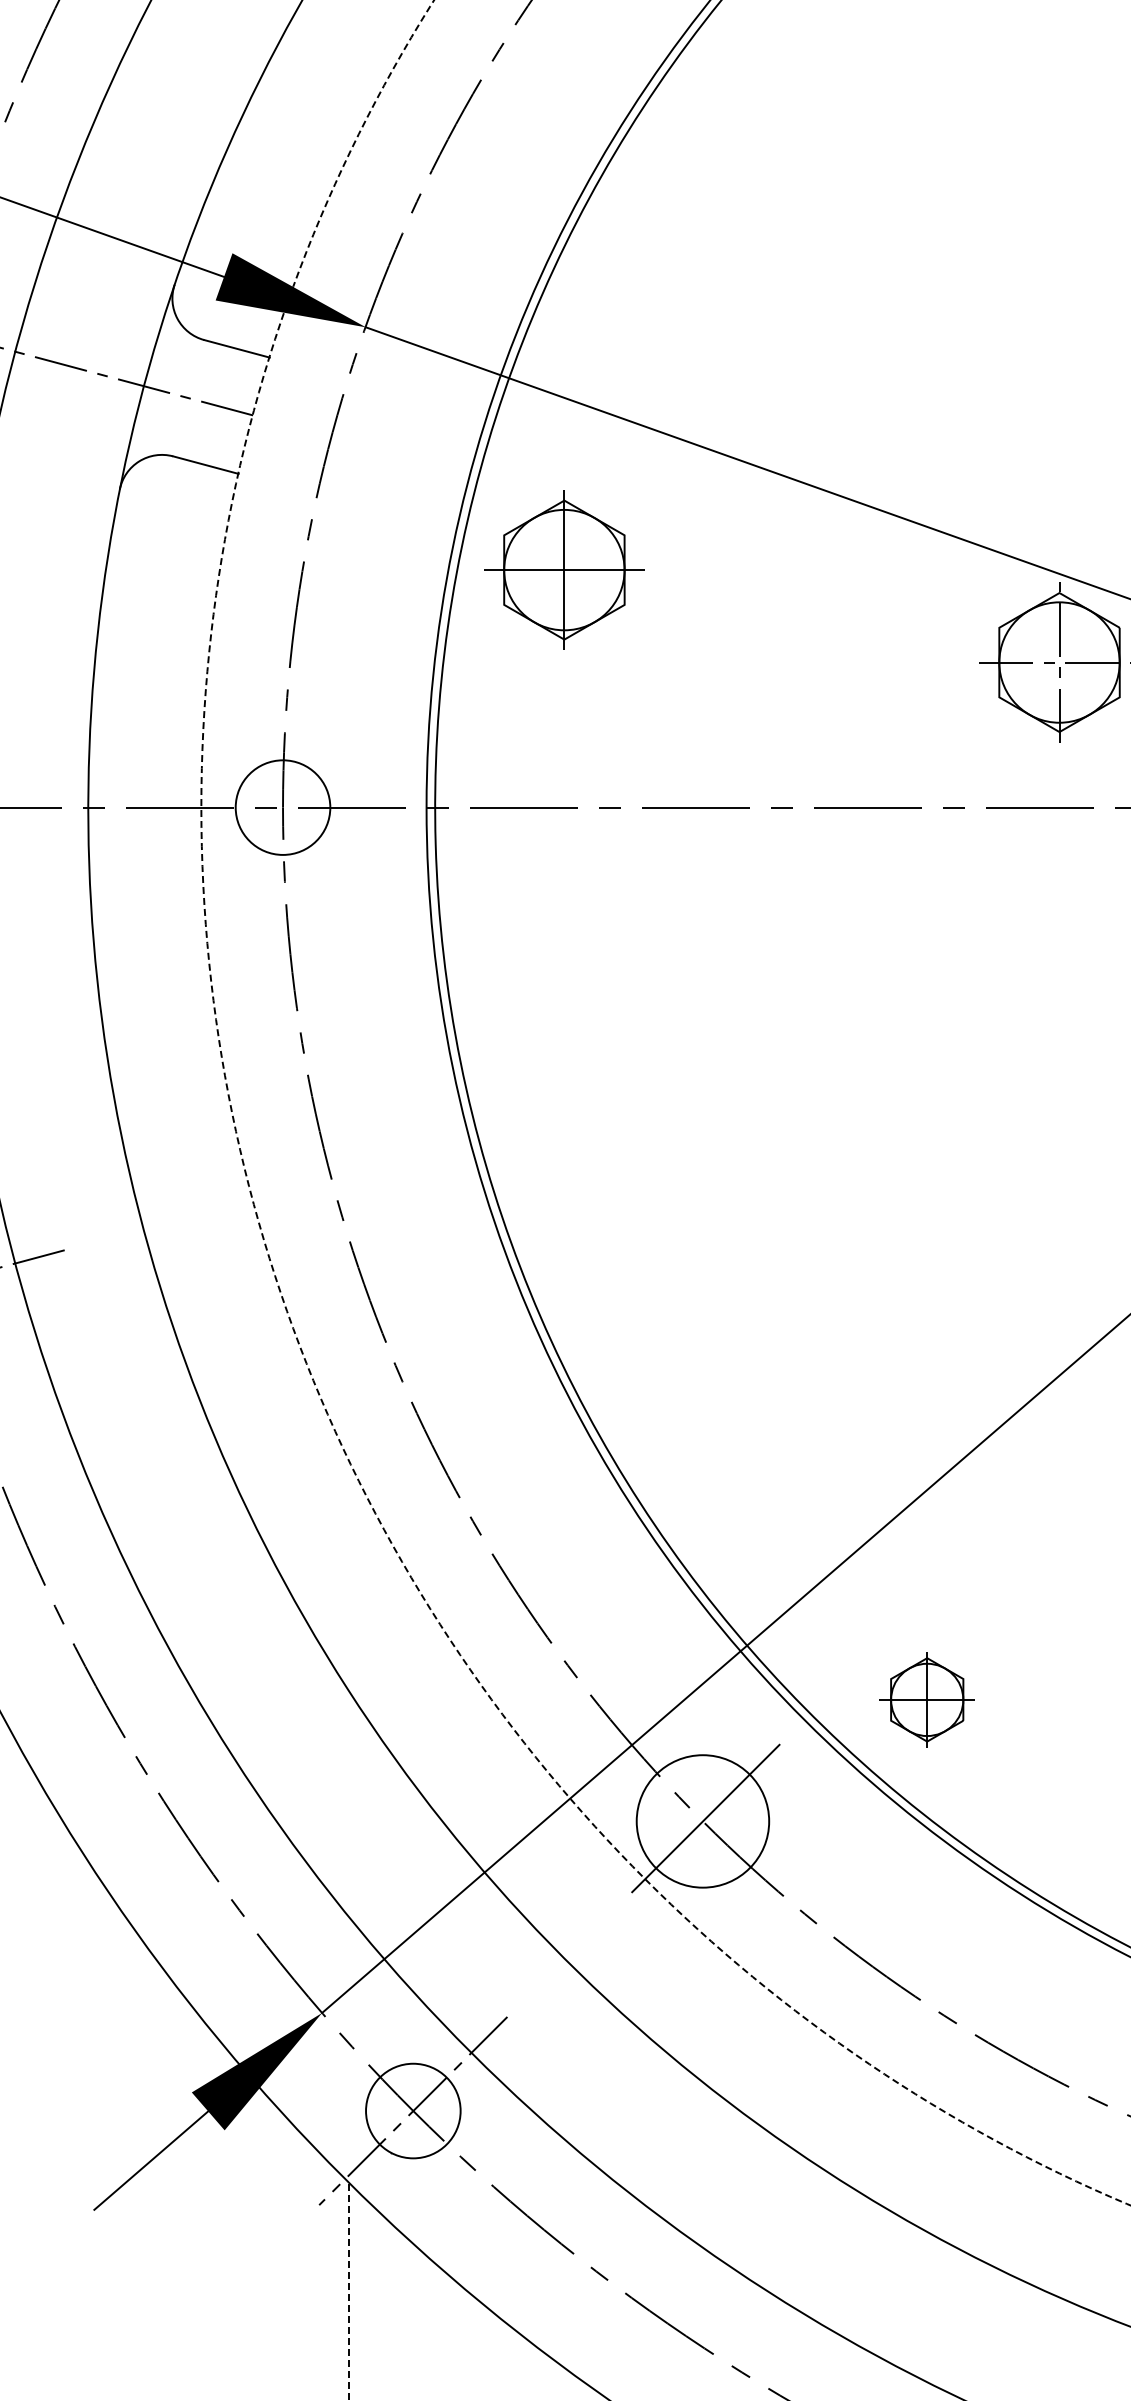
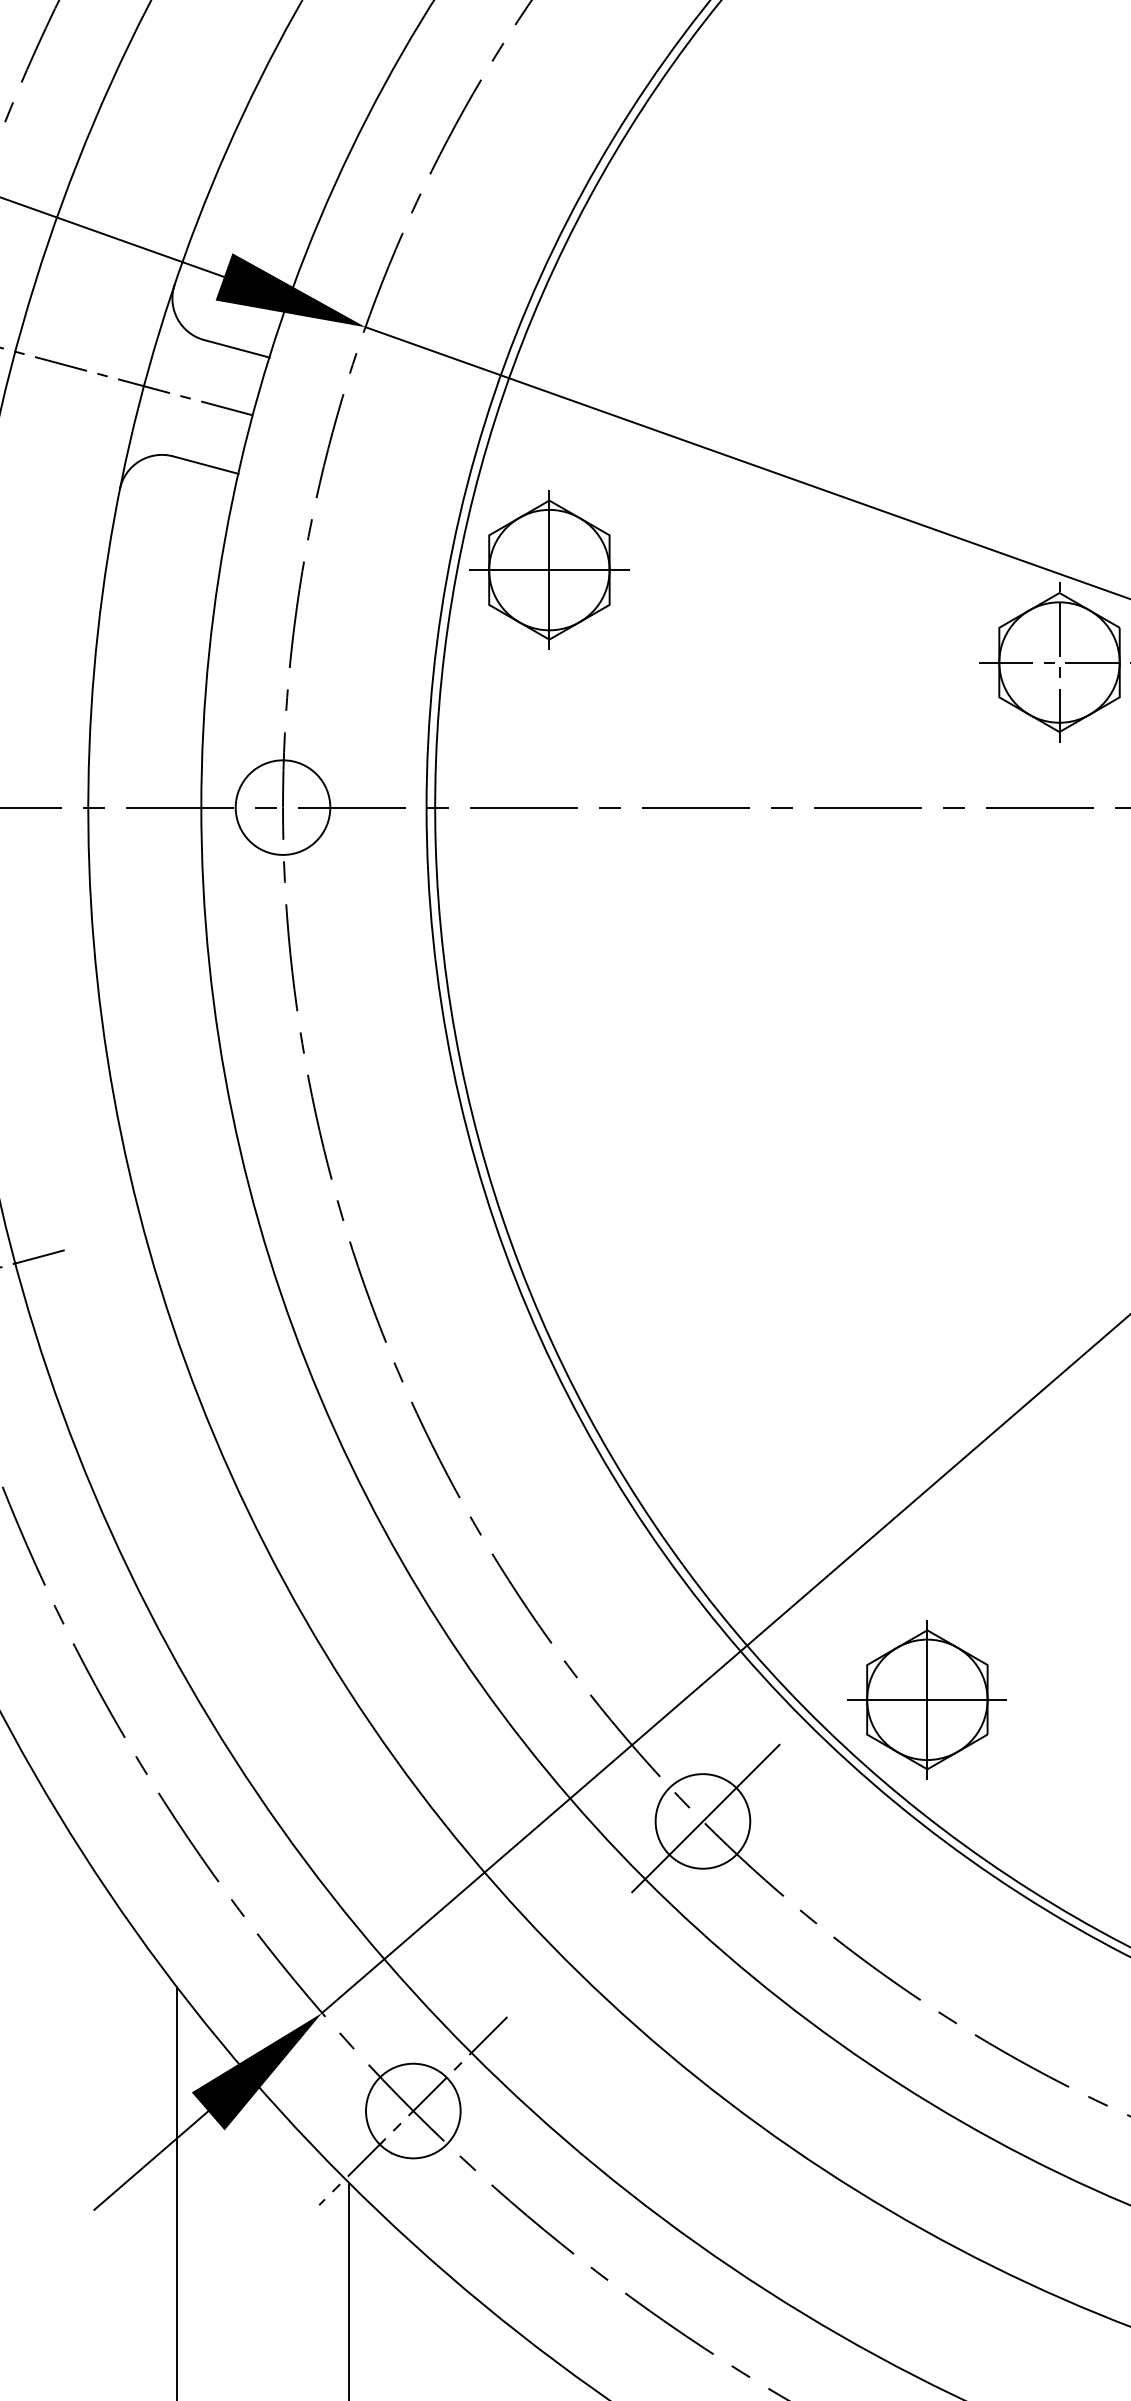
part position: (564, 569) -> (549, 569) (549, 569)
circle: dashed -> solid (665, 1102)
part size: 96x96 px -> 160x160 px (926, 1699)
circle diameter: 132 px -> 95 px (702, 1821)
line: none -> present (177, 2192)
line: dashed -> solid (349, 2291)
